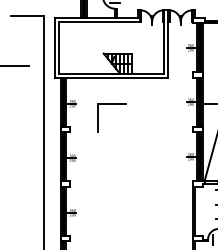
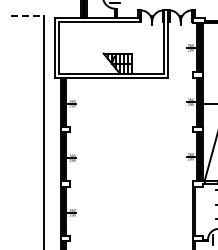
line: solid -> dashed (27, 15)
line: present -> none (15, 65)
part: present -> none (111, 104)
